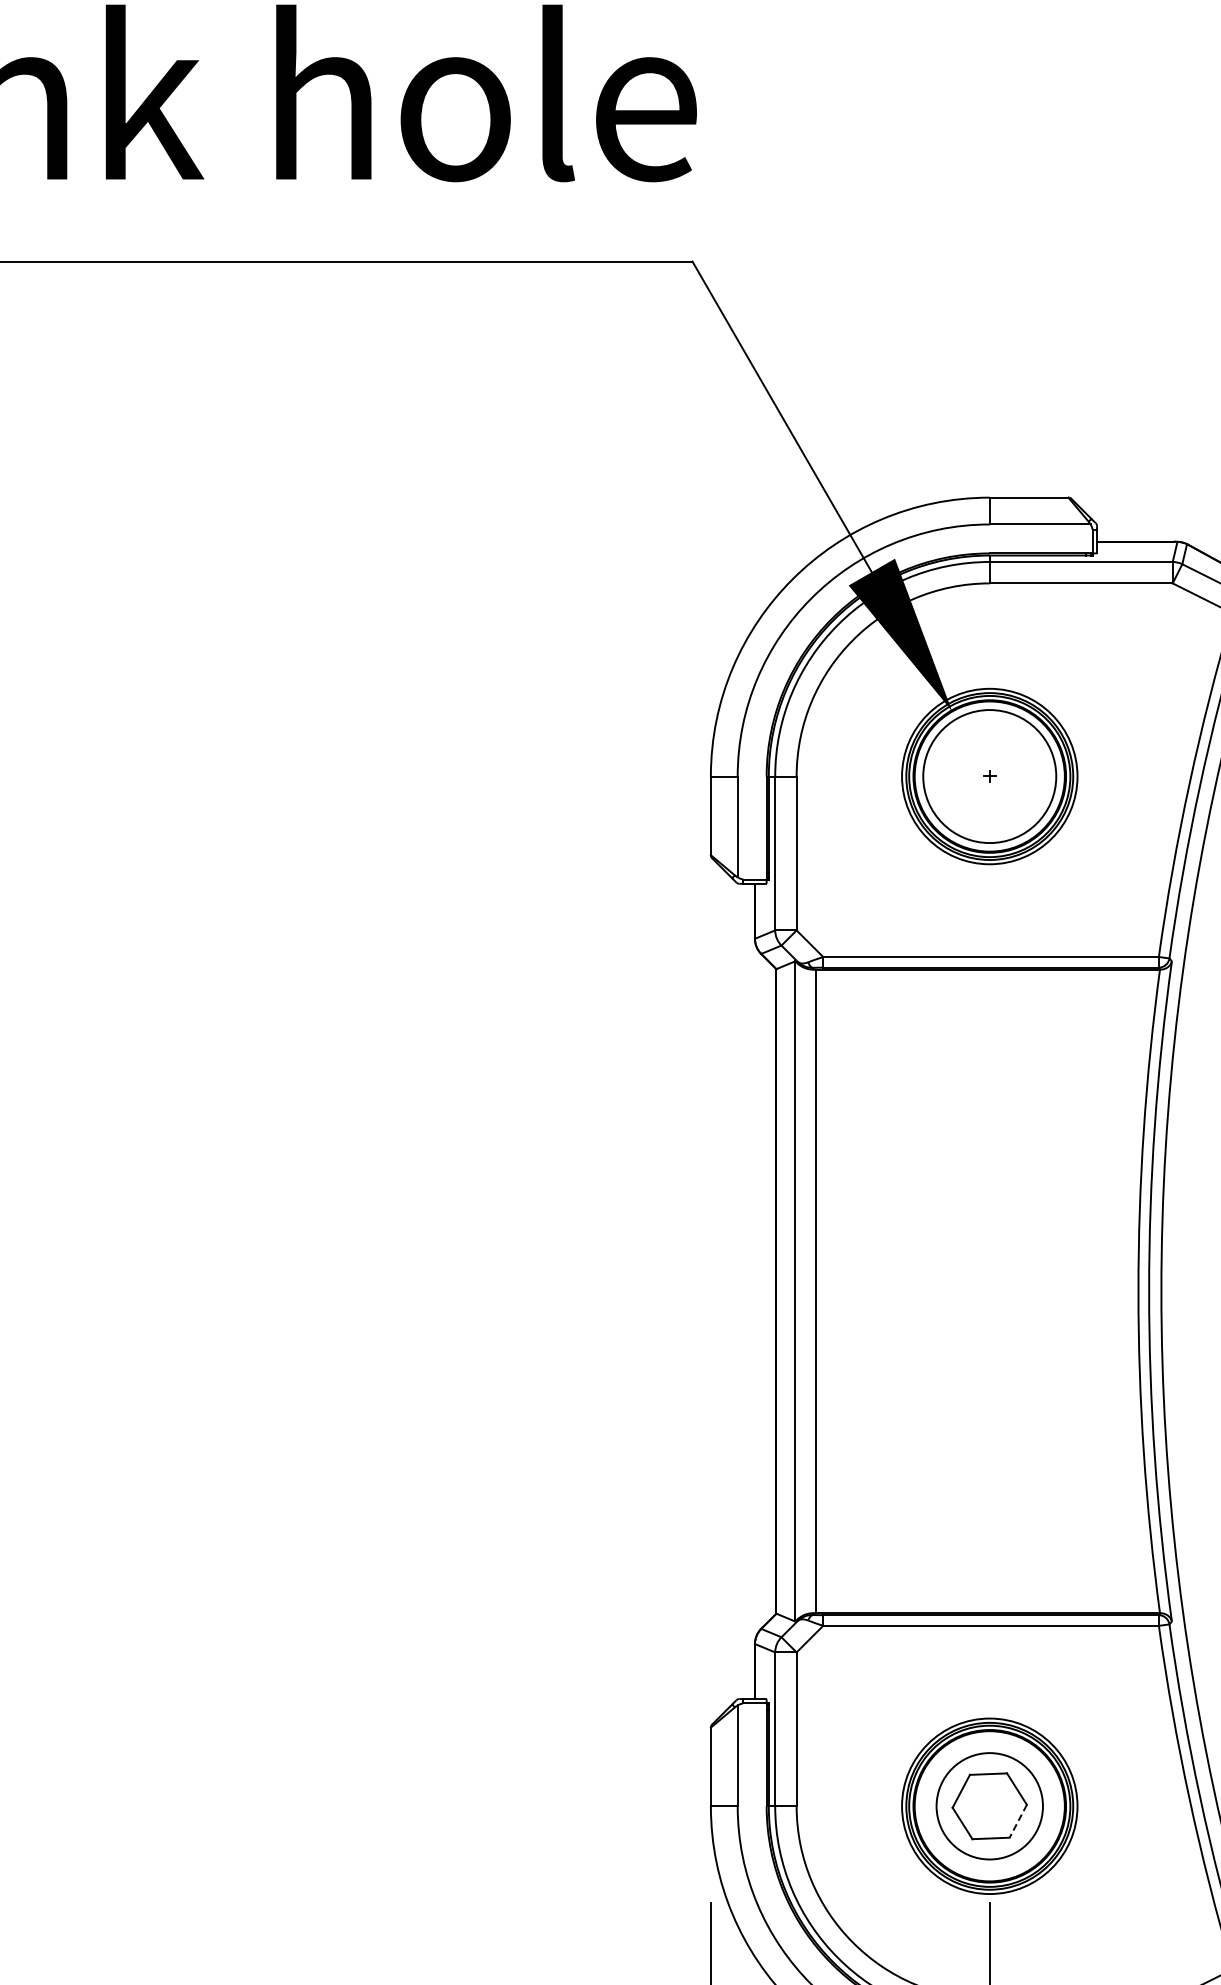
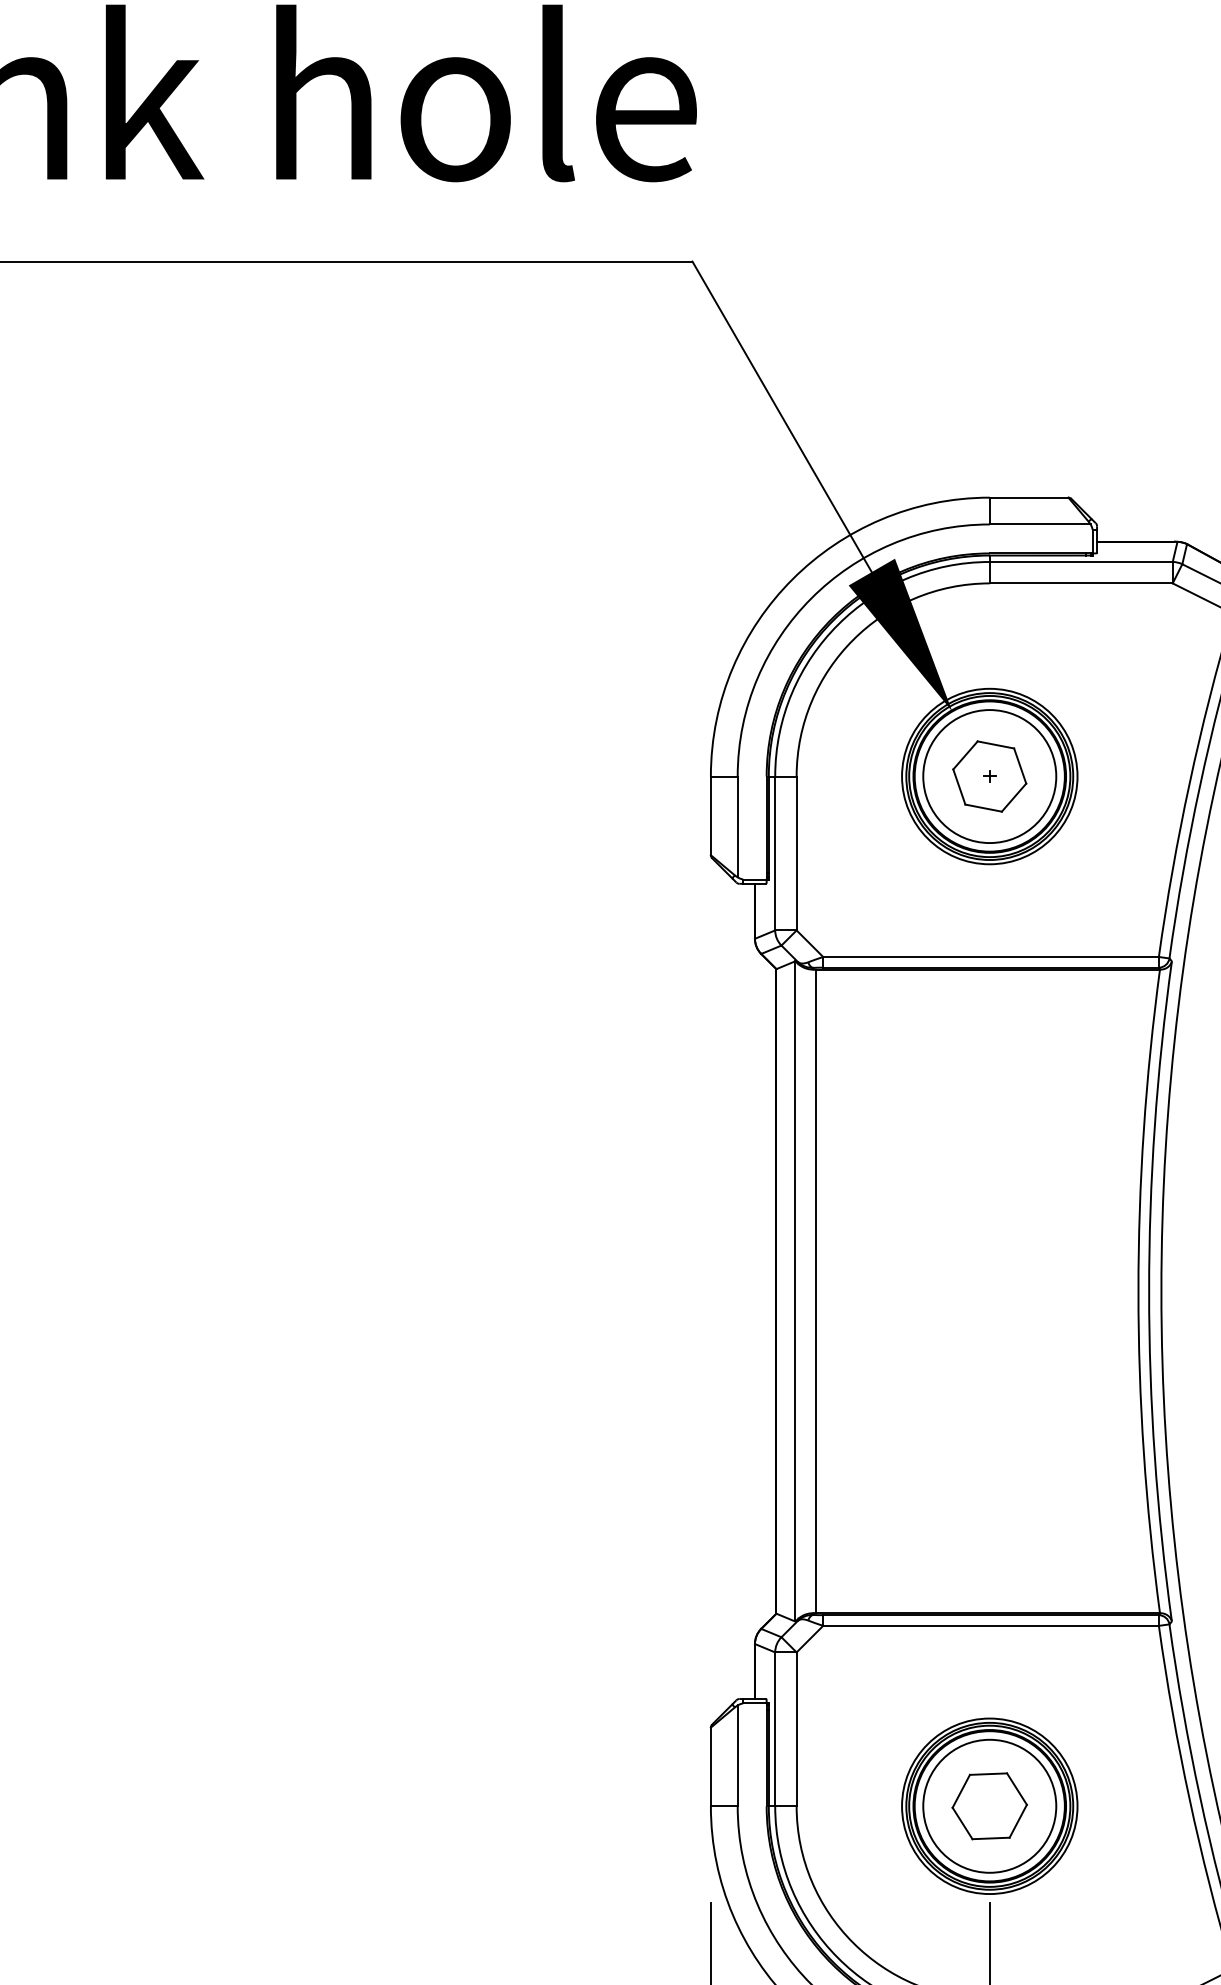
part: none -> present (989, 776)
circle diameter: 106 px -> 133 px (989, 1805)
line: dashed -> solid (1018, 1821)
